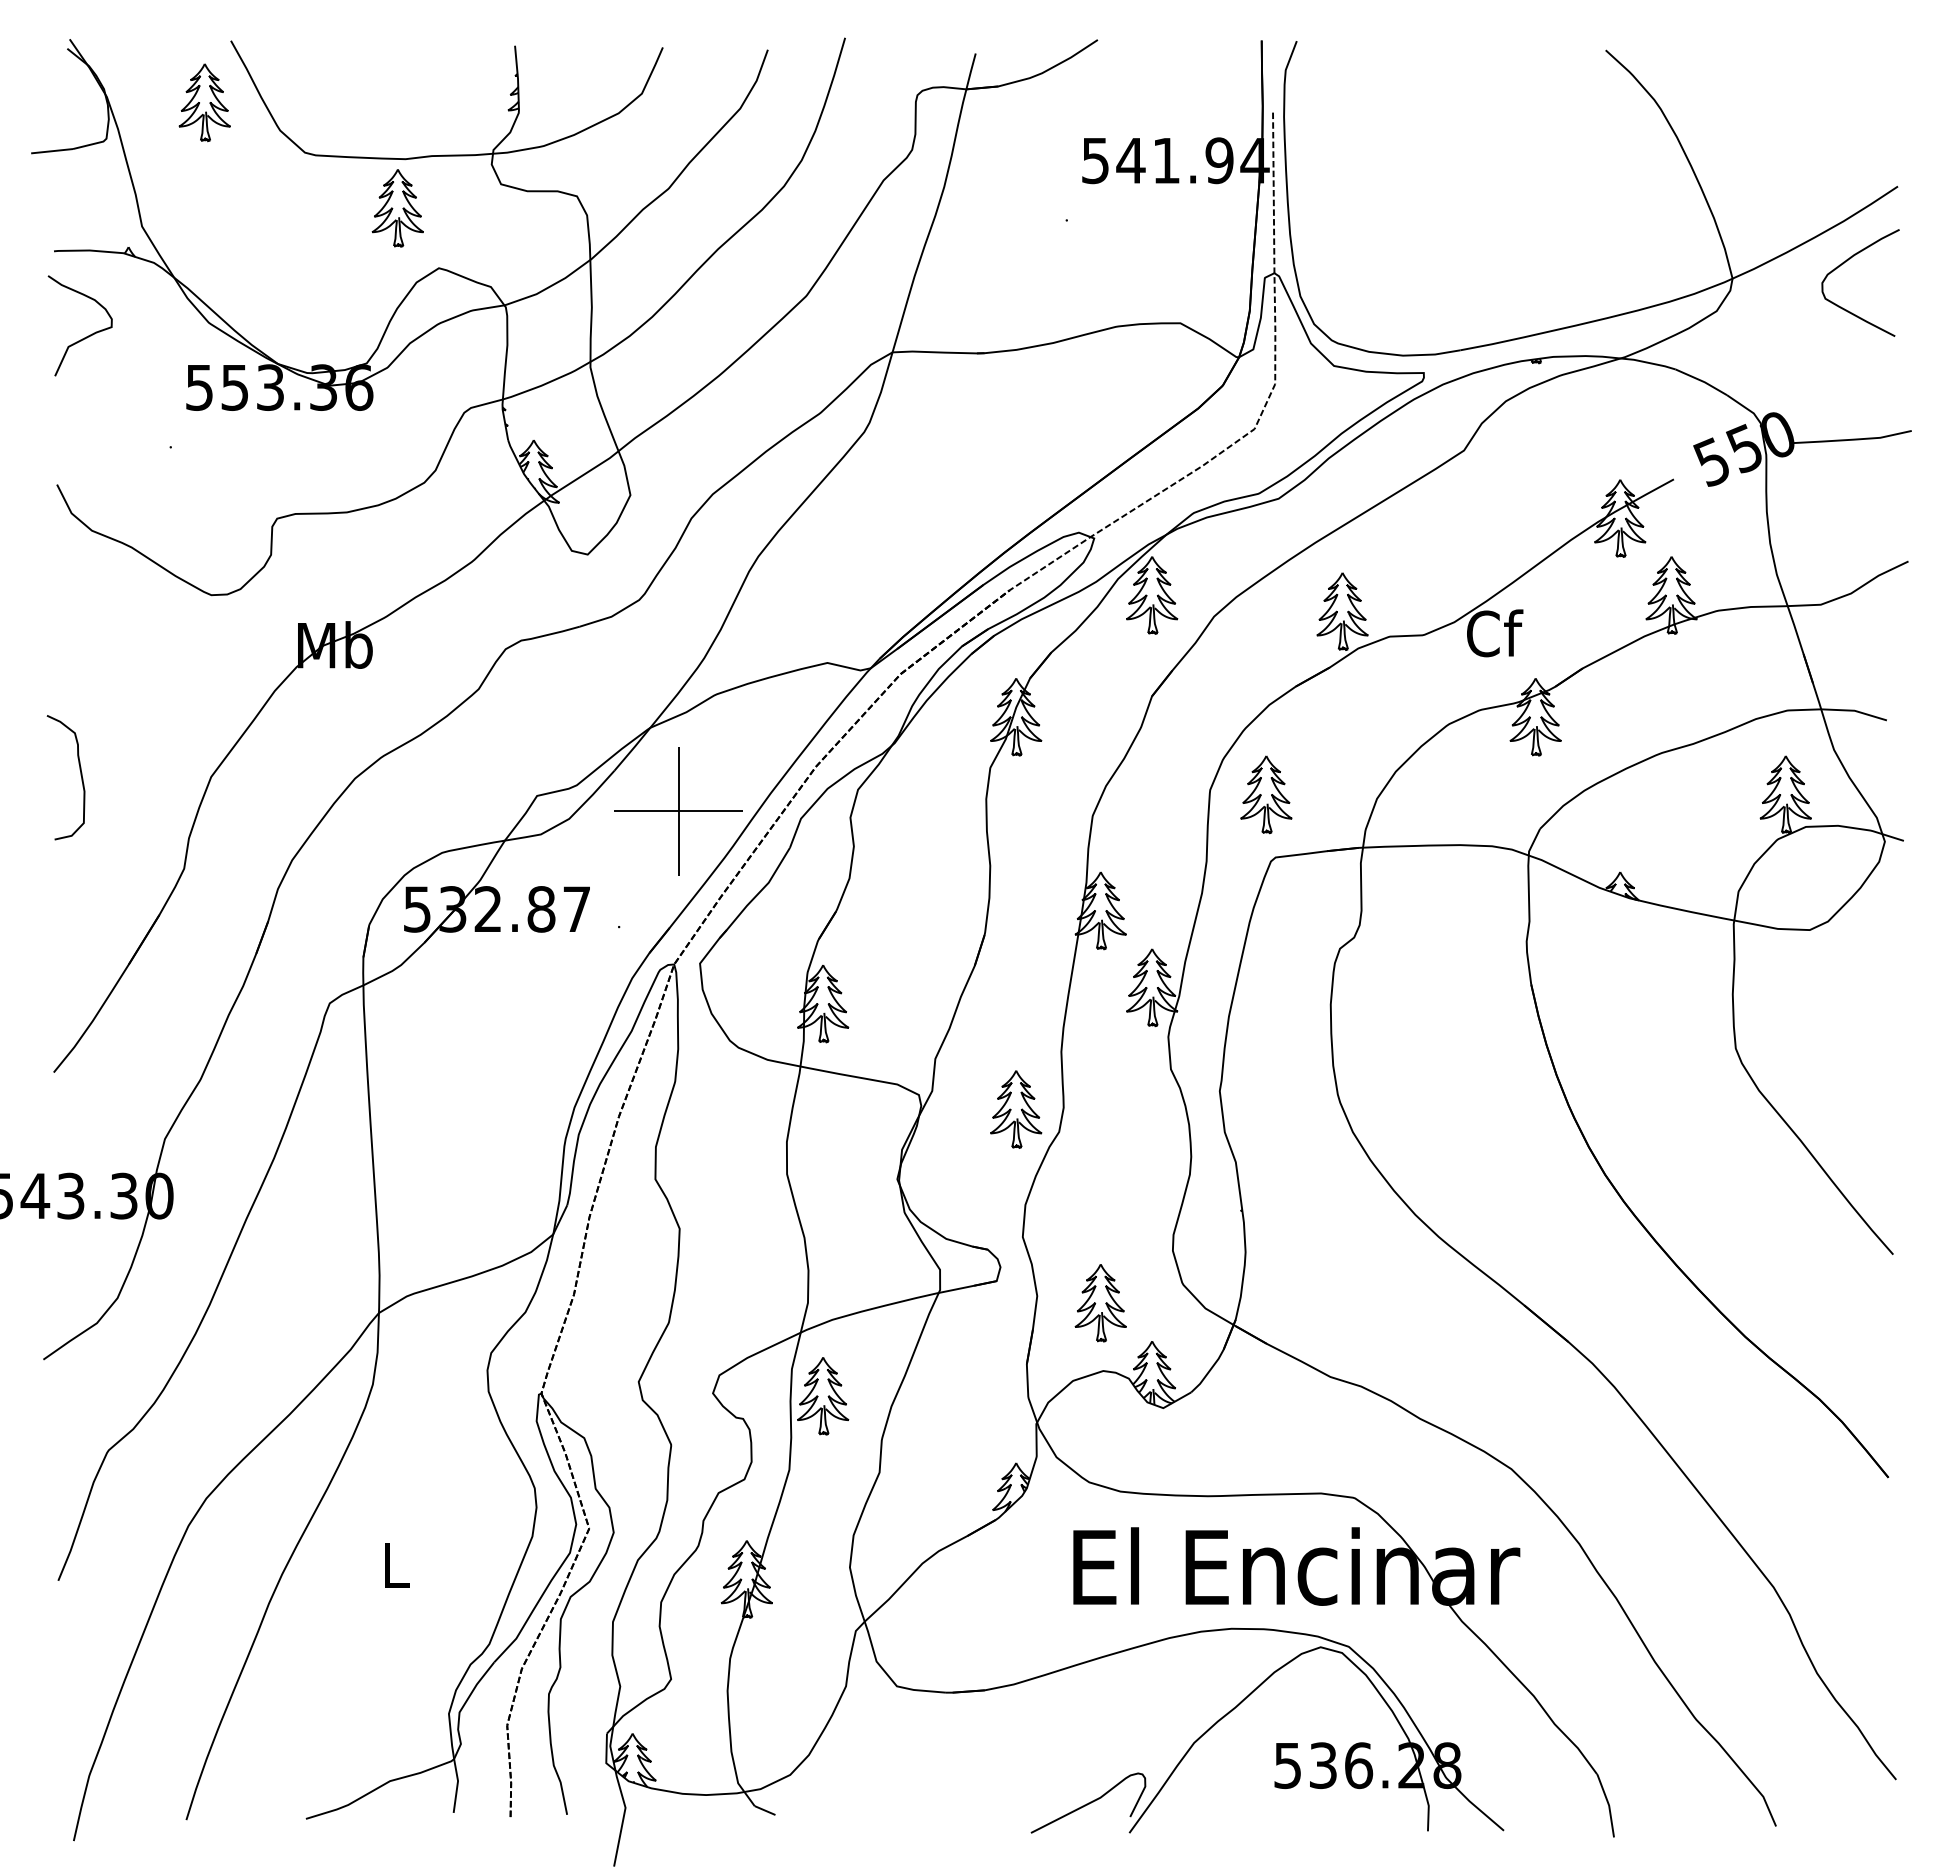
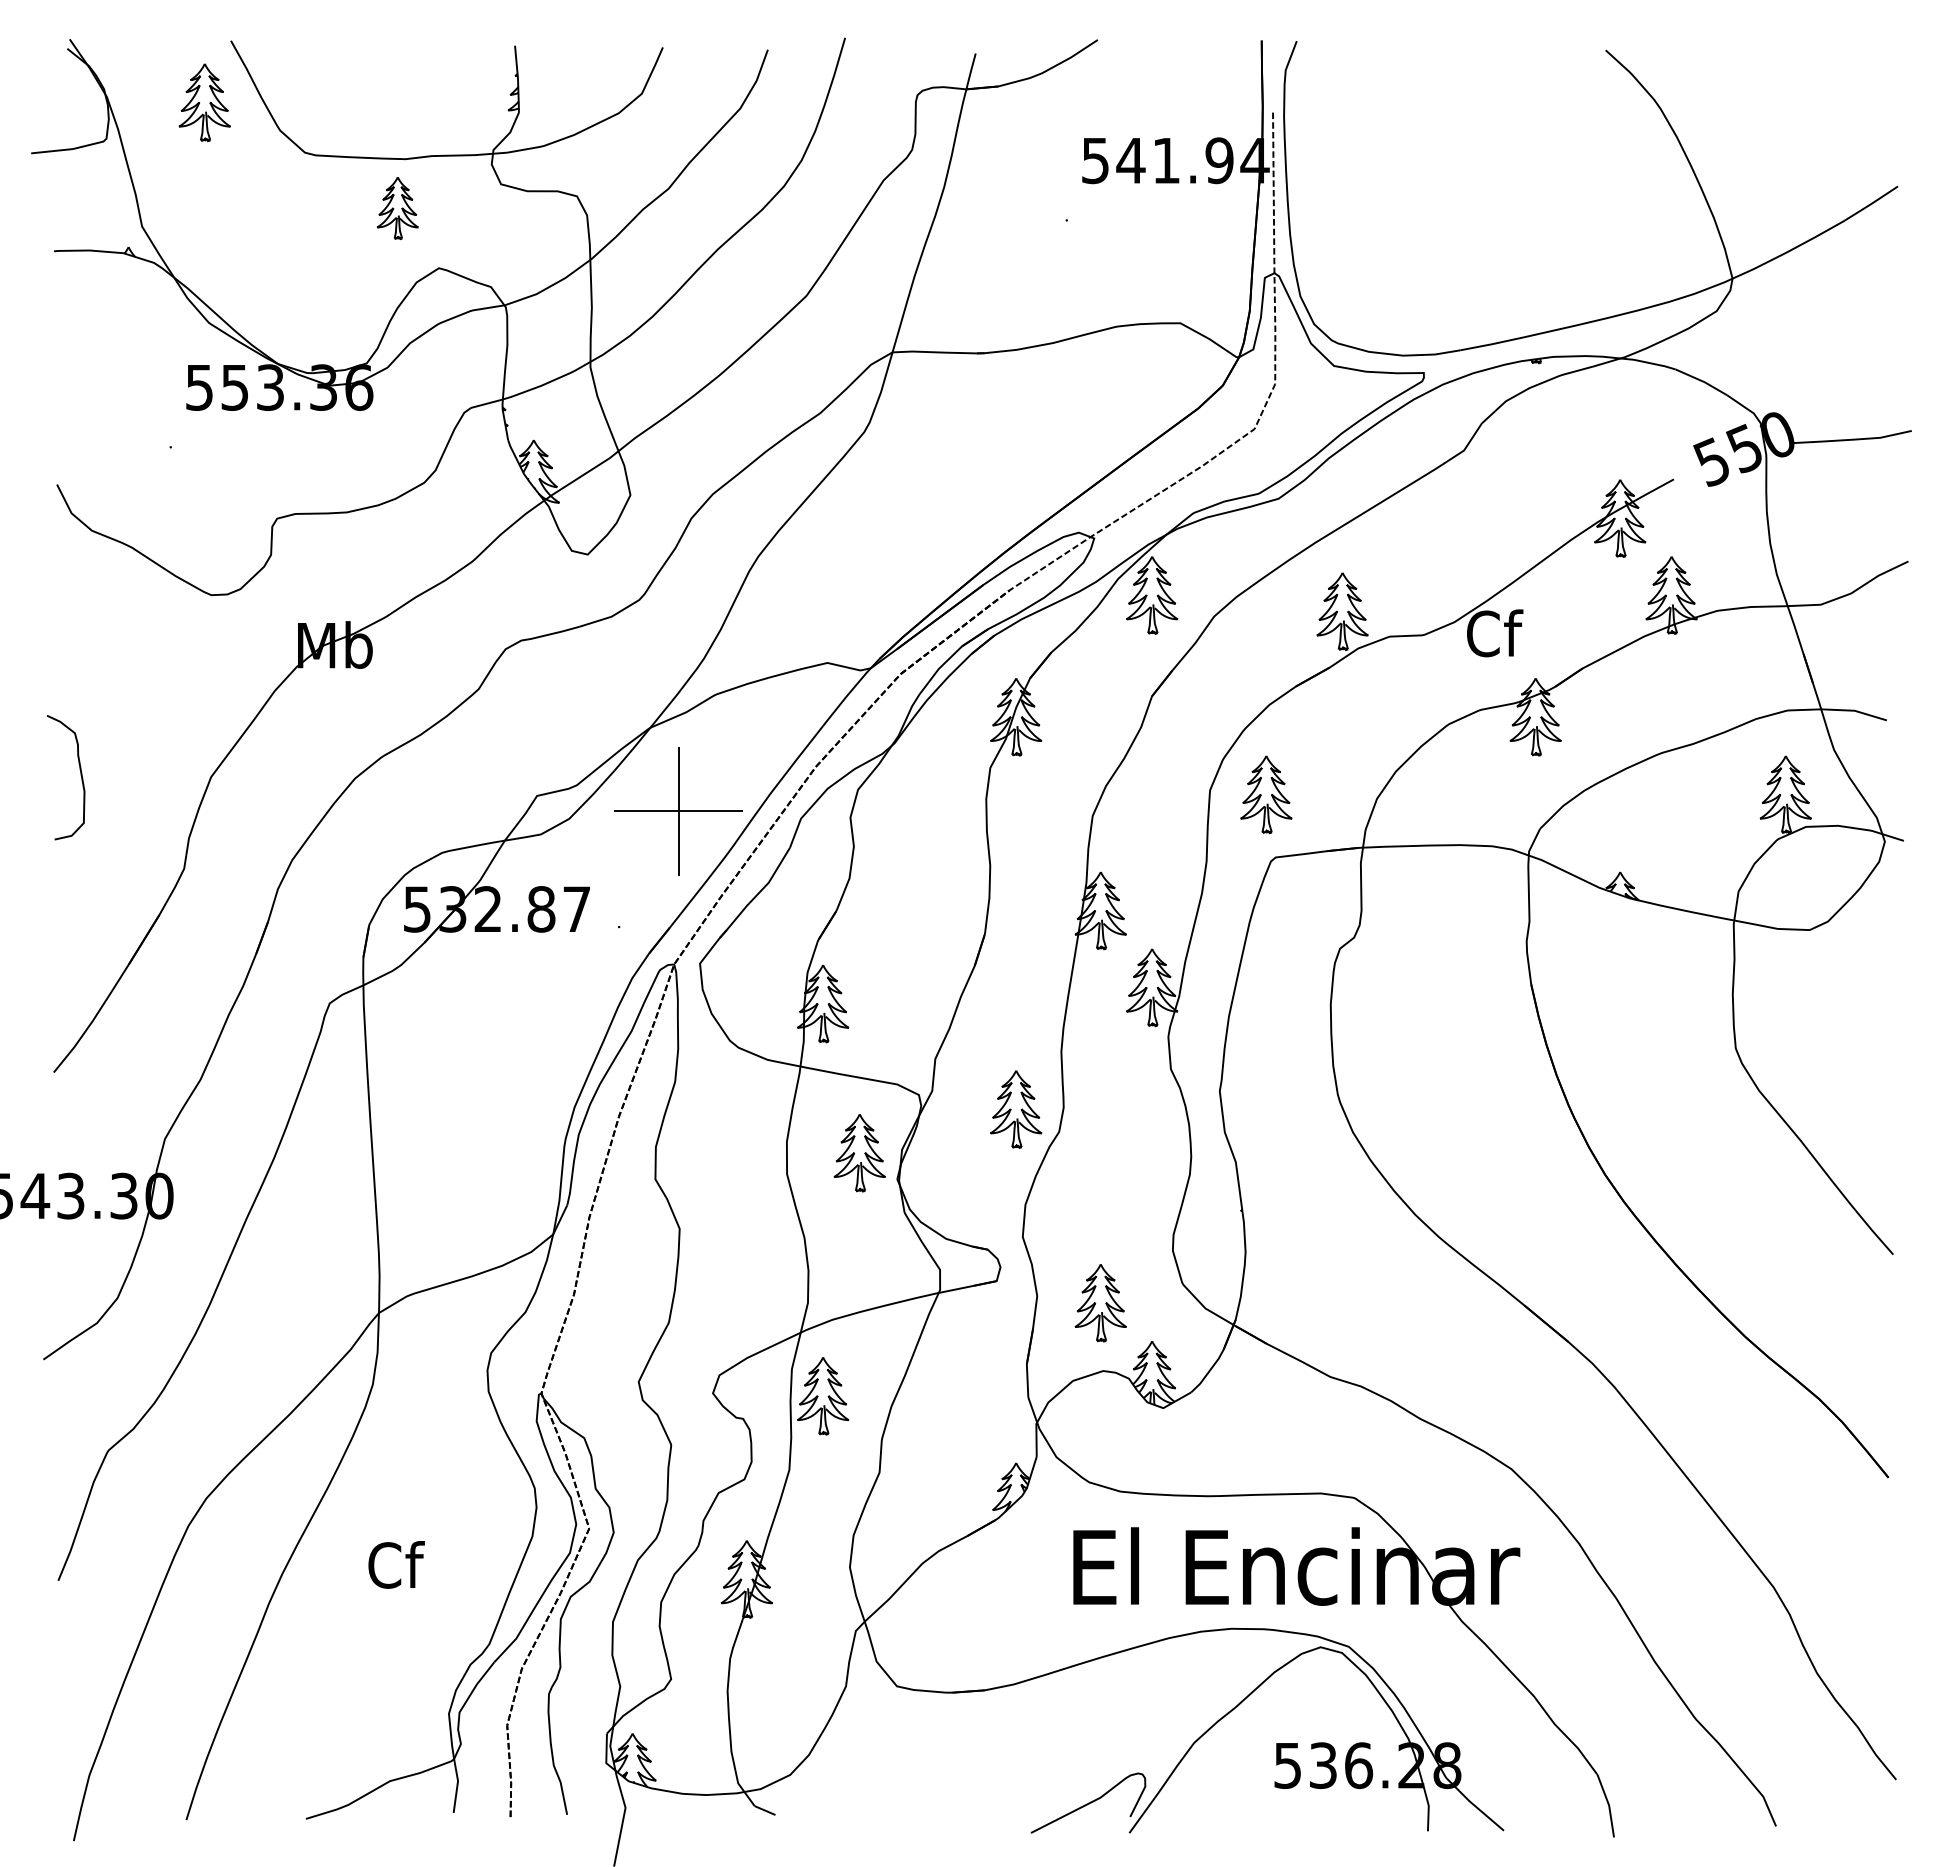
part size: 53x79 px -> 42x64 px (397, 208)
curve: present -> none (1847, 261)
curve: present -> none (84, 337)
part: none -> present (859, 1153)
text: L -> Cf (396, 1564)
